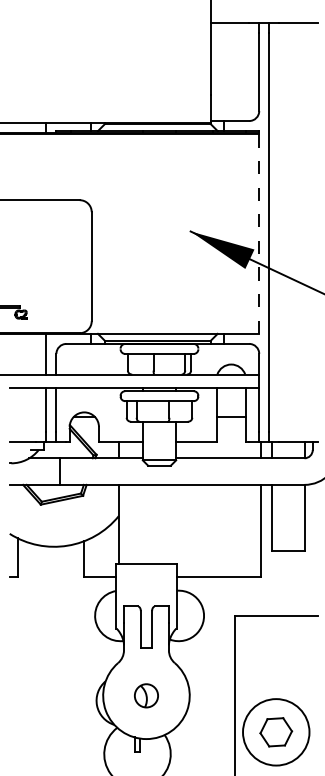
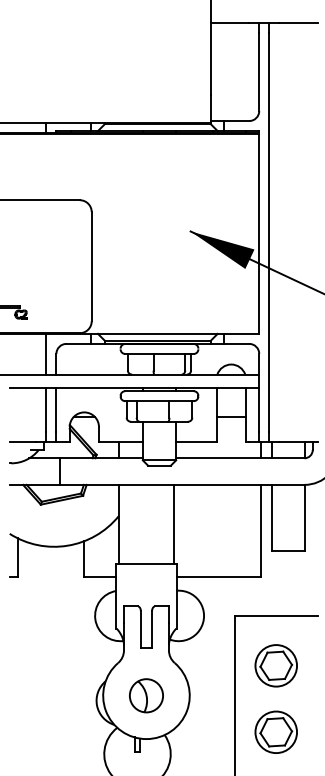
line: dashed -> solid (259, 234)
line: none -> present (174, 524)
part: none -> present (275, 665)
part size: 25x26 px -> 35x36 px (146, 695)
circle diameter: 66 px -> 42 px (276, 732)
